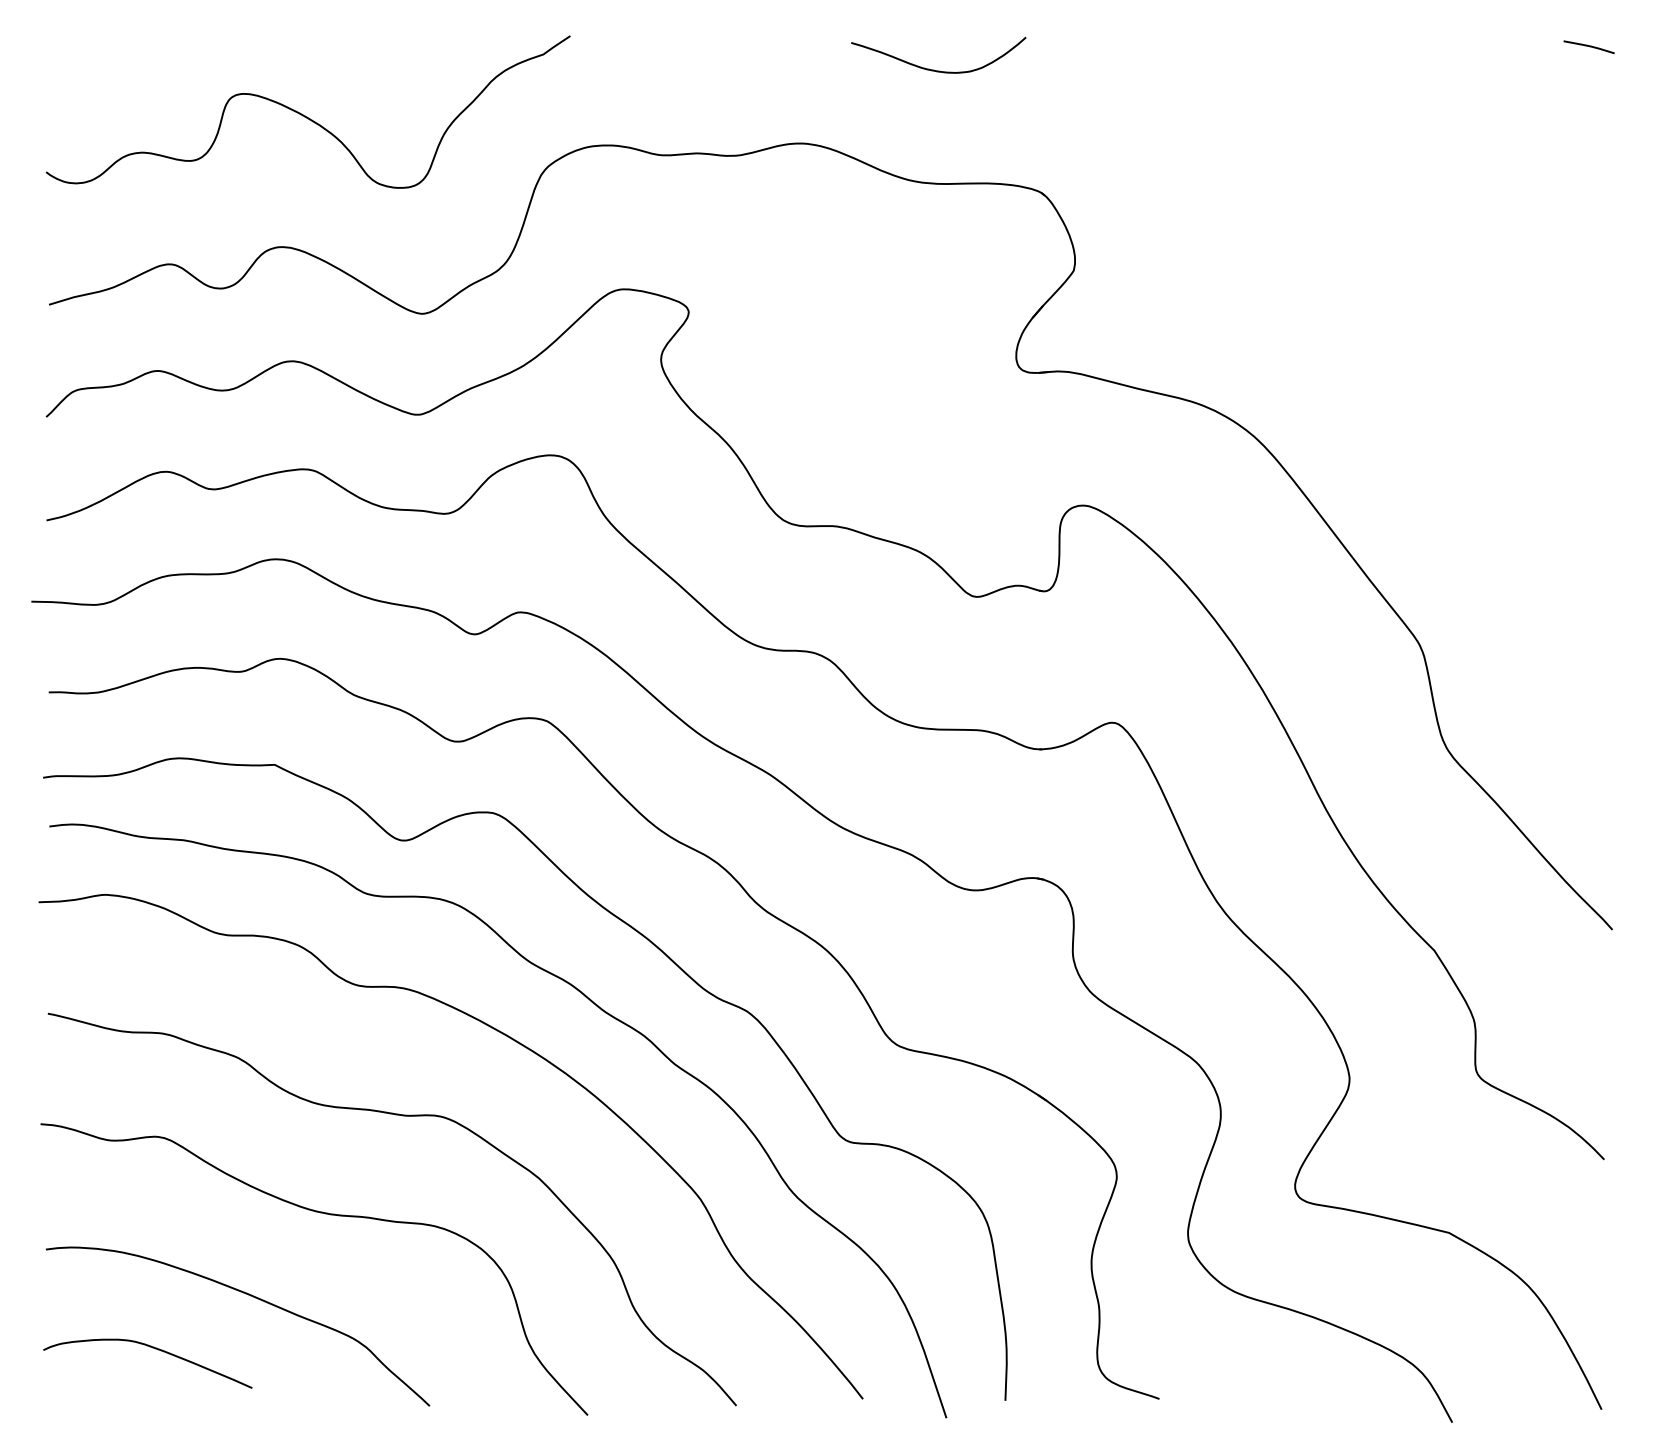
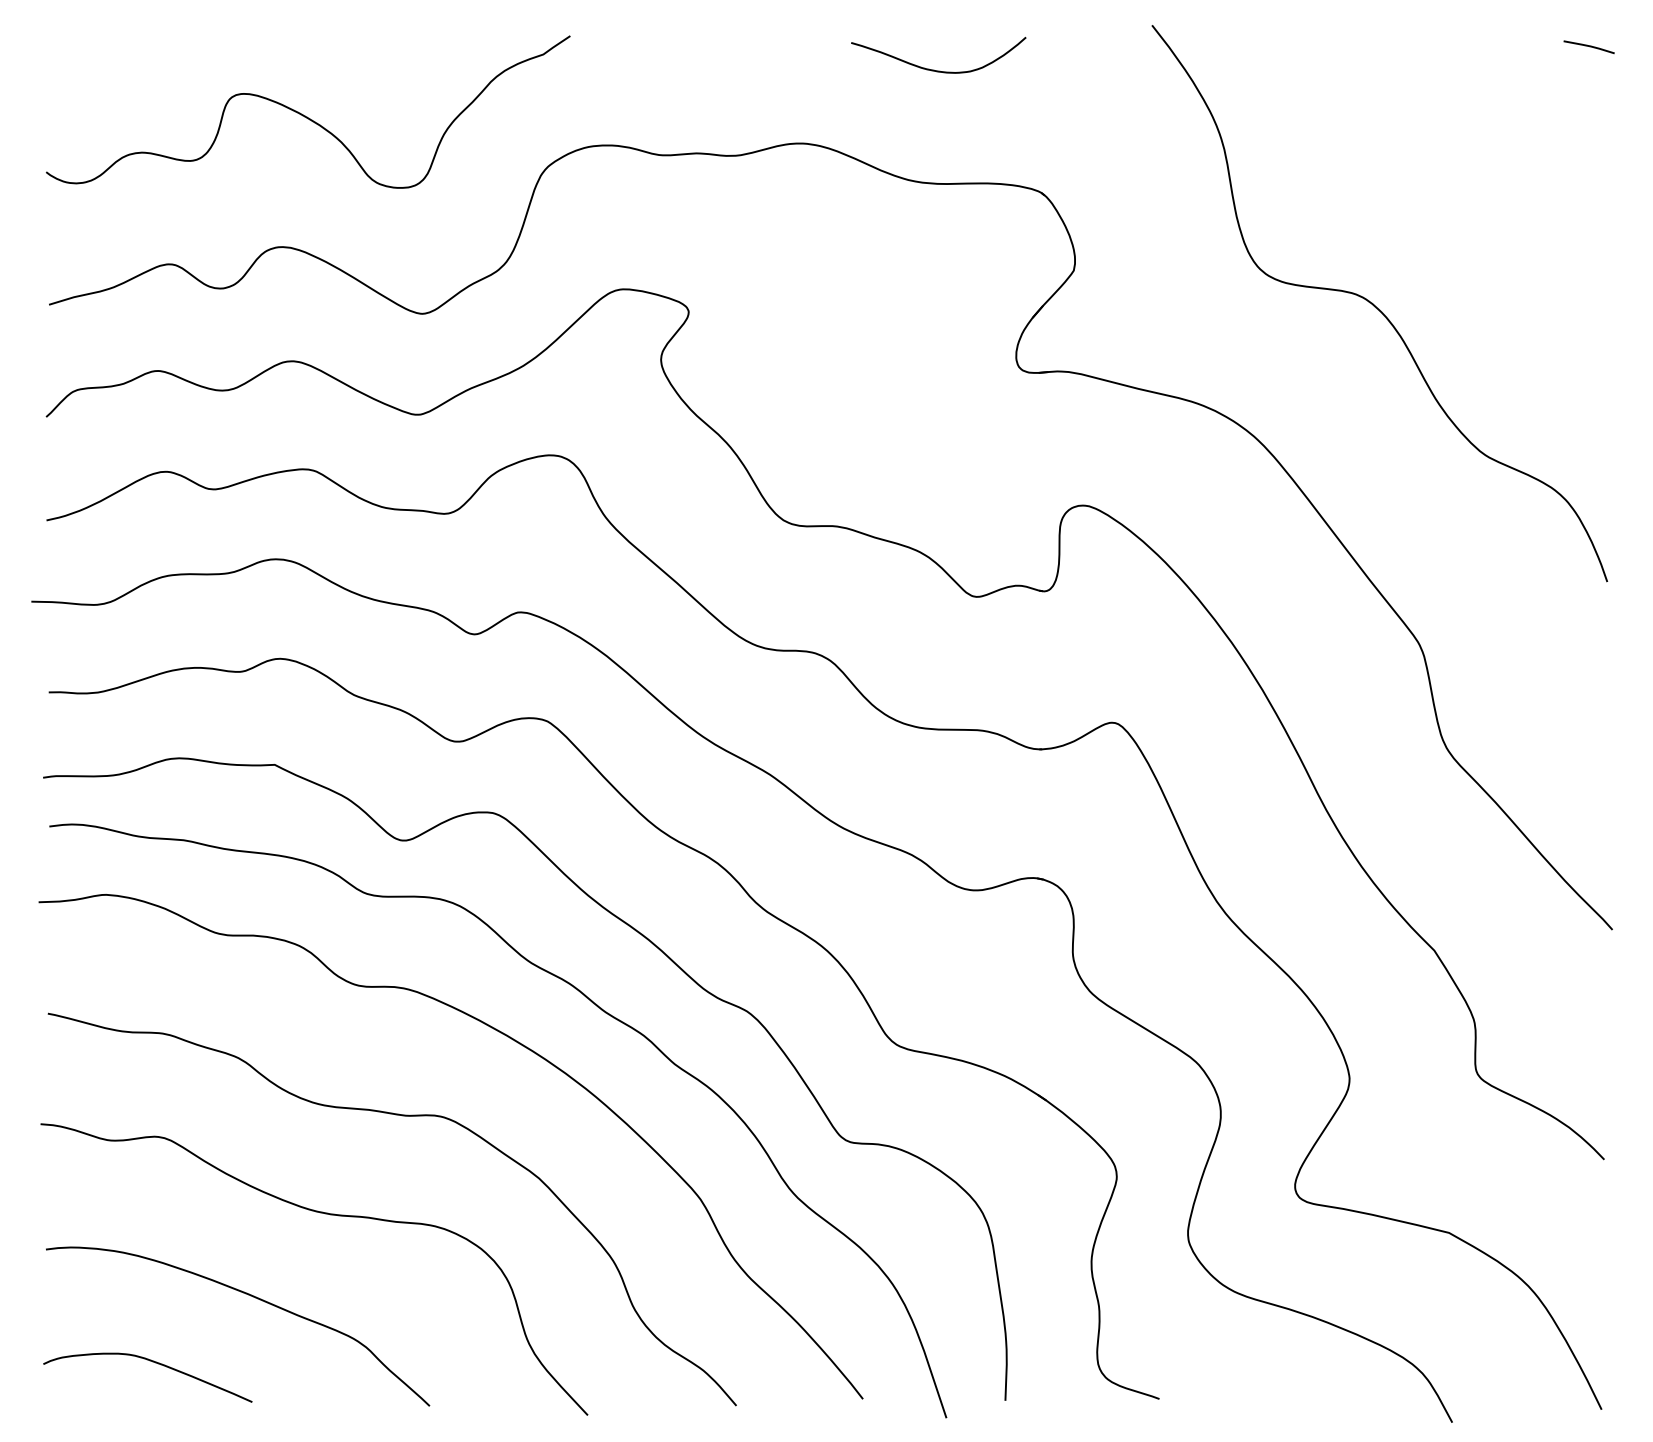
part: none -> present (1379, 303)
curve position: (152, 1348) -> (152, 1362) (152, 1362)
